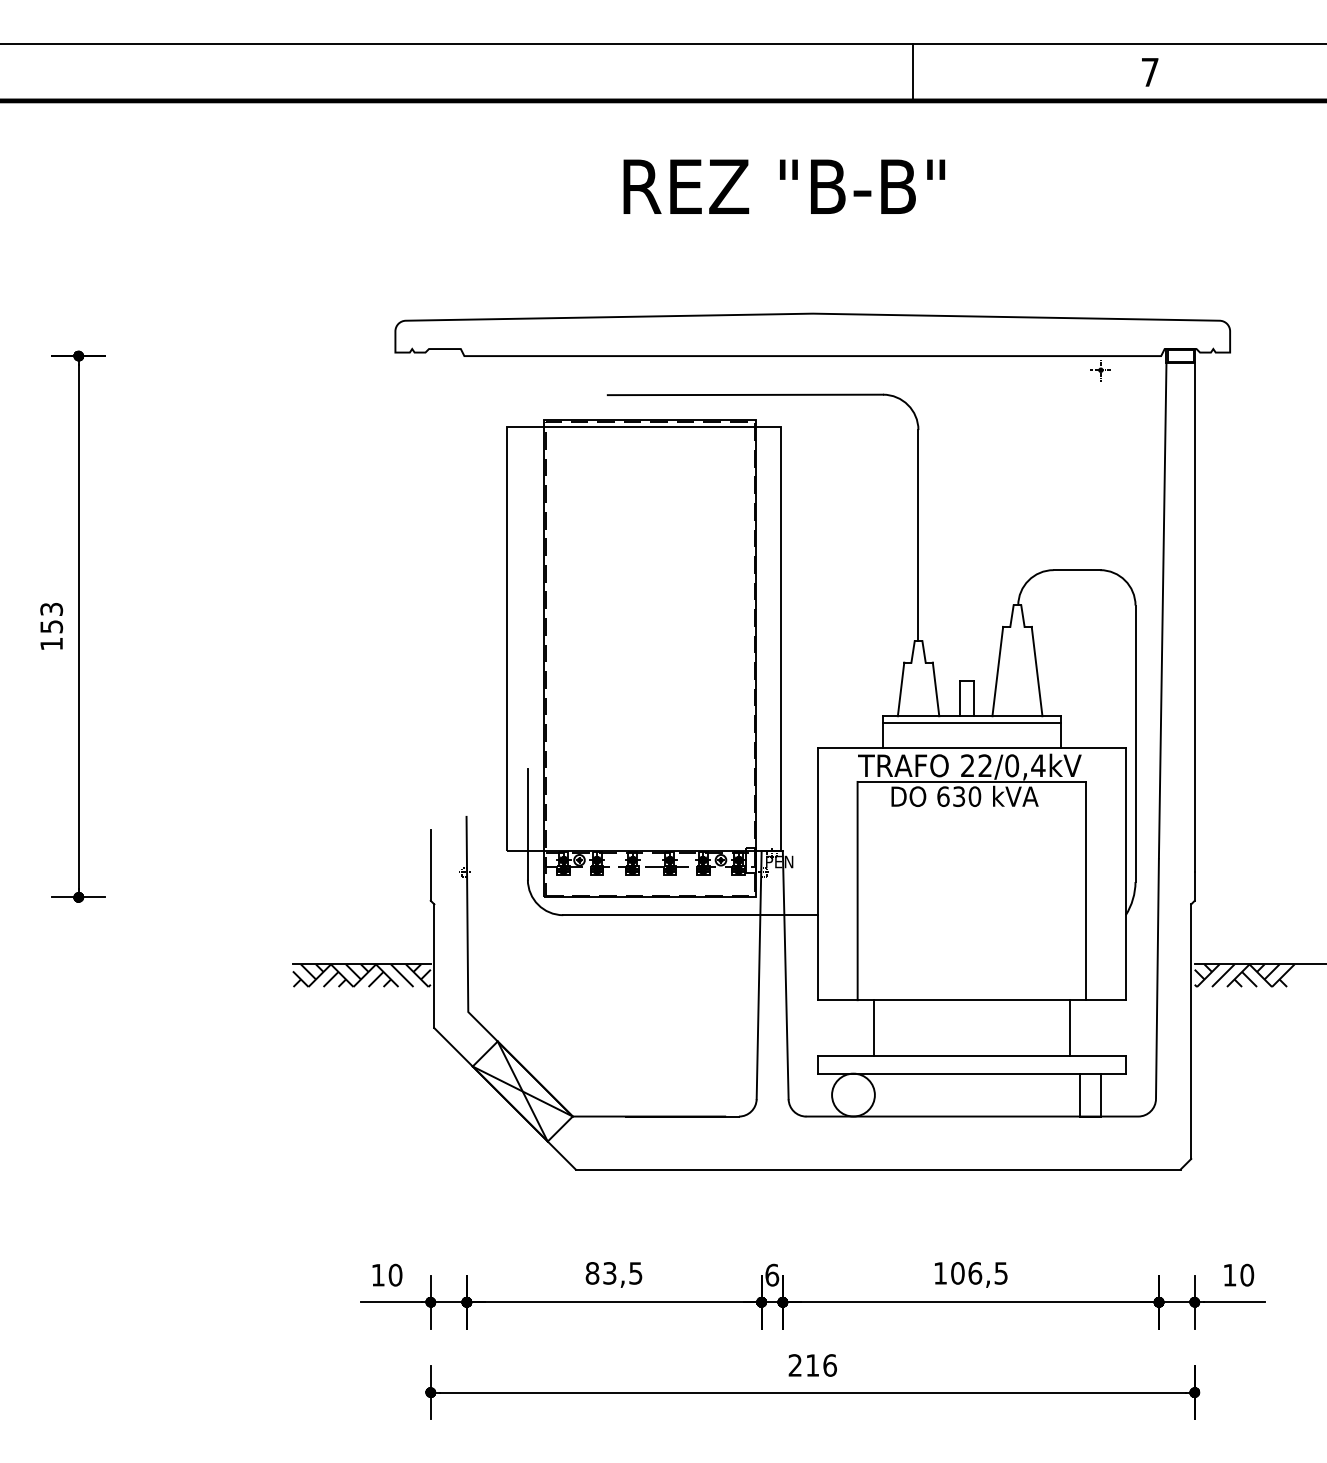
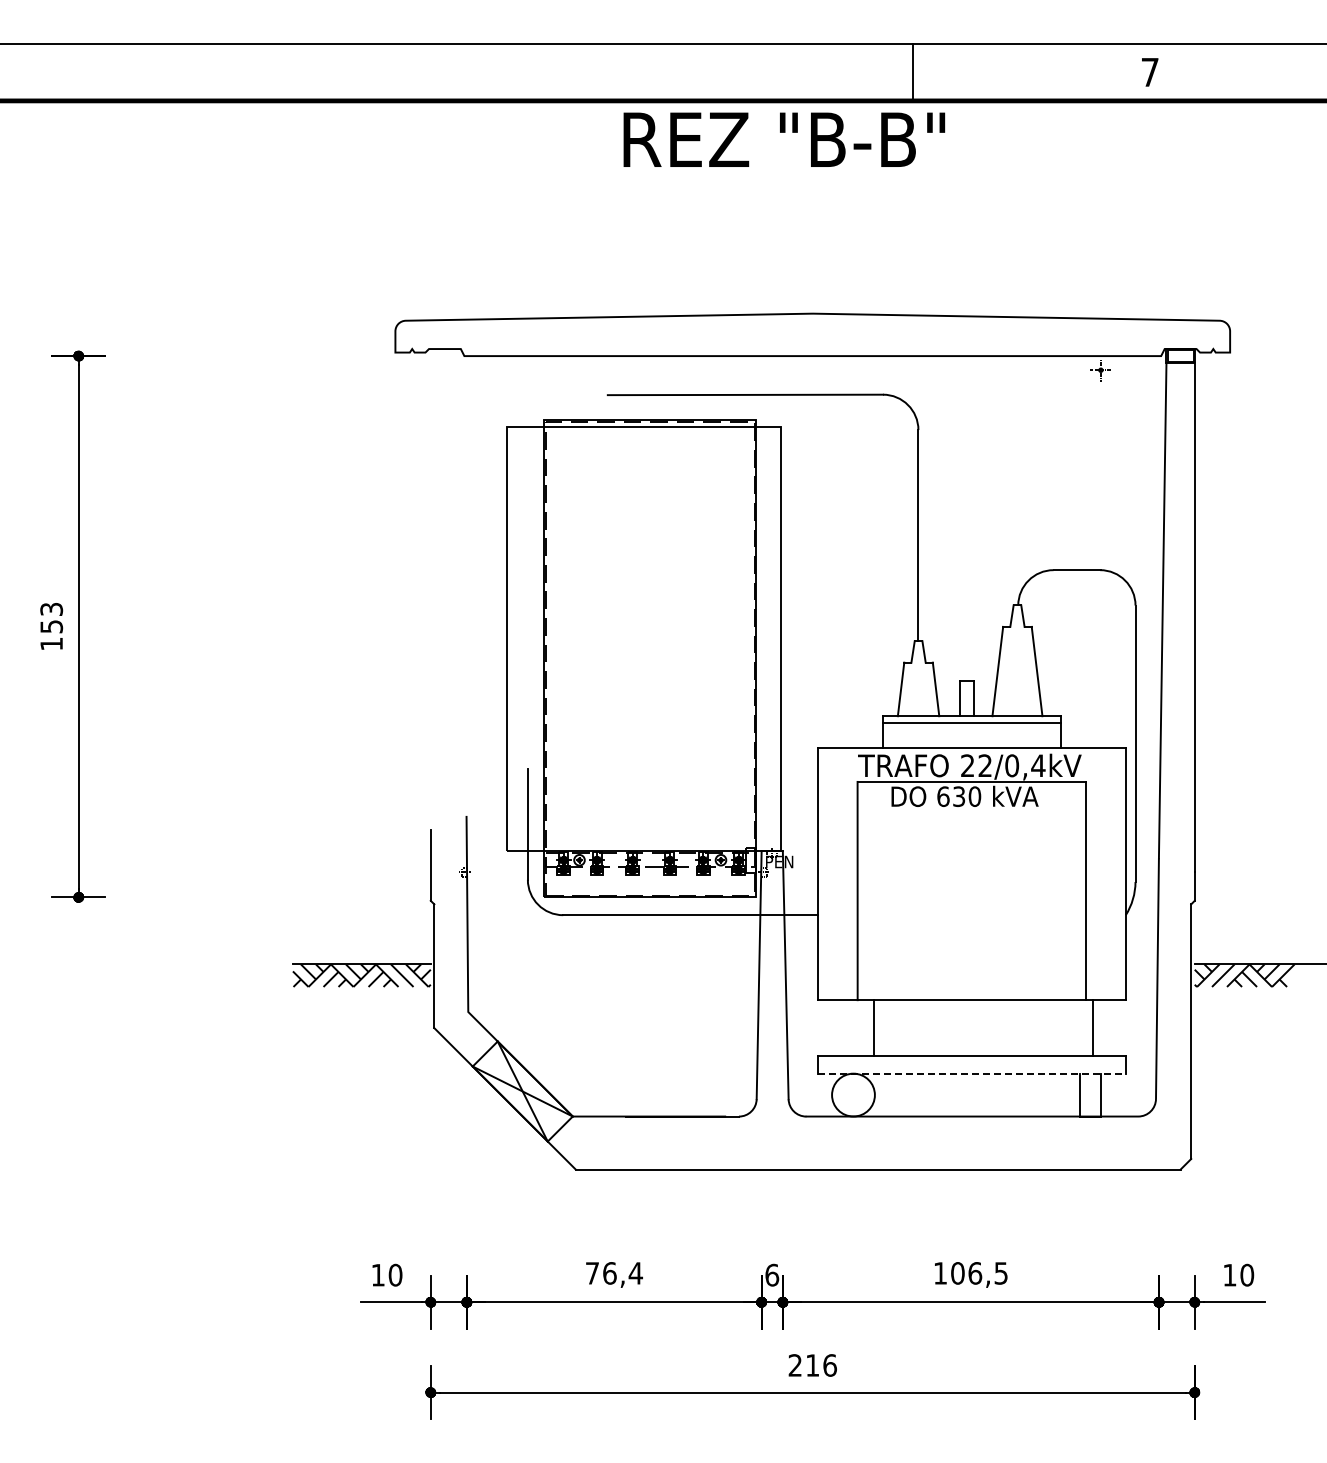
text position: (784, 186) -> (784, 139) (784, 139)
line position: (1070, 1028) -> (1093, 1028) (1093, 1028)
line: solid -> dashed (971, 1073)
text: 83,5 -> 76,4 (613, 1273)
